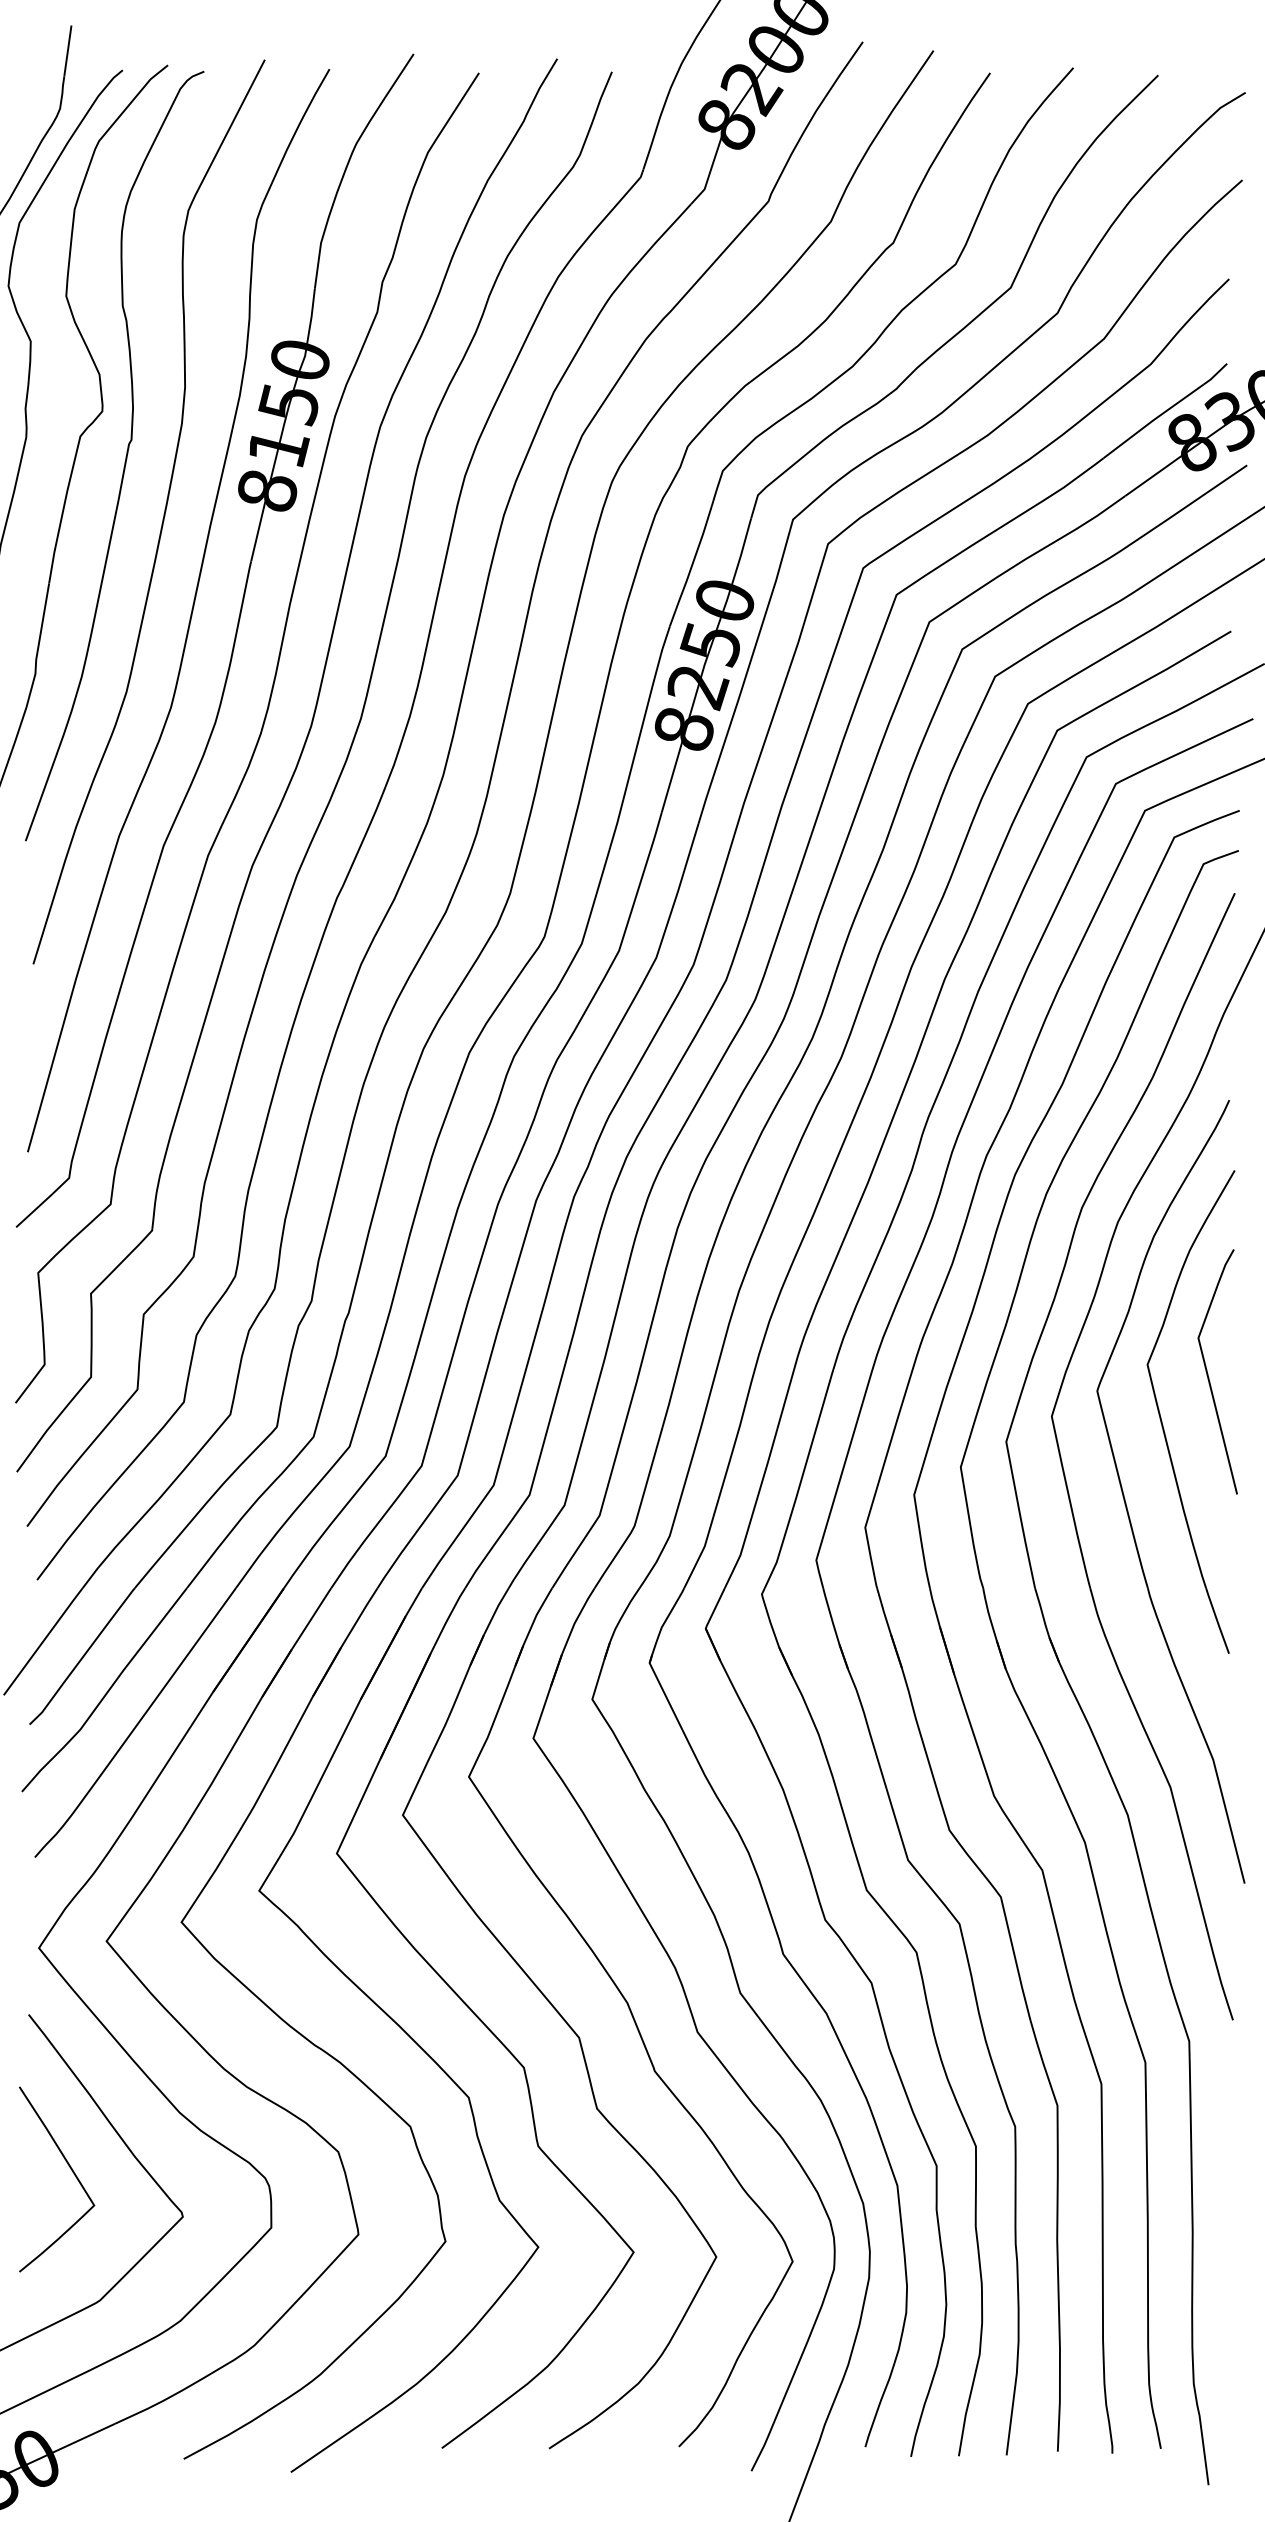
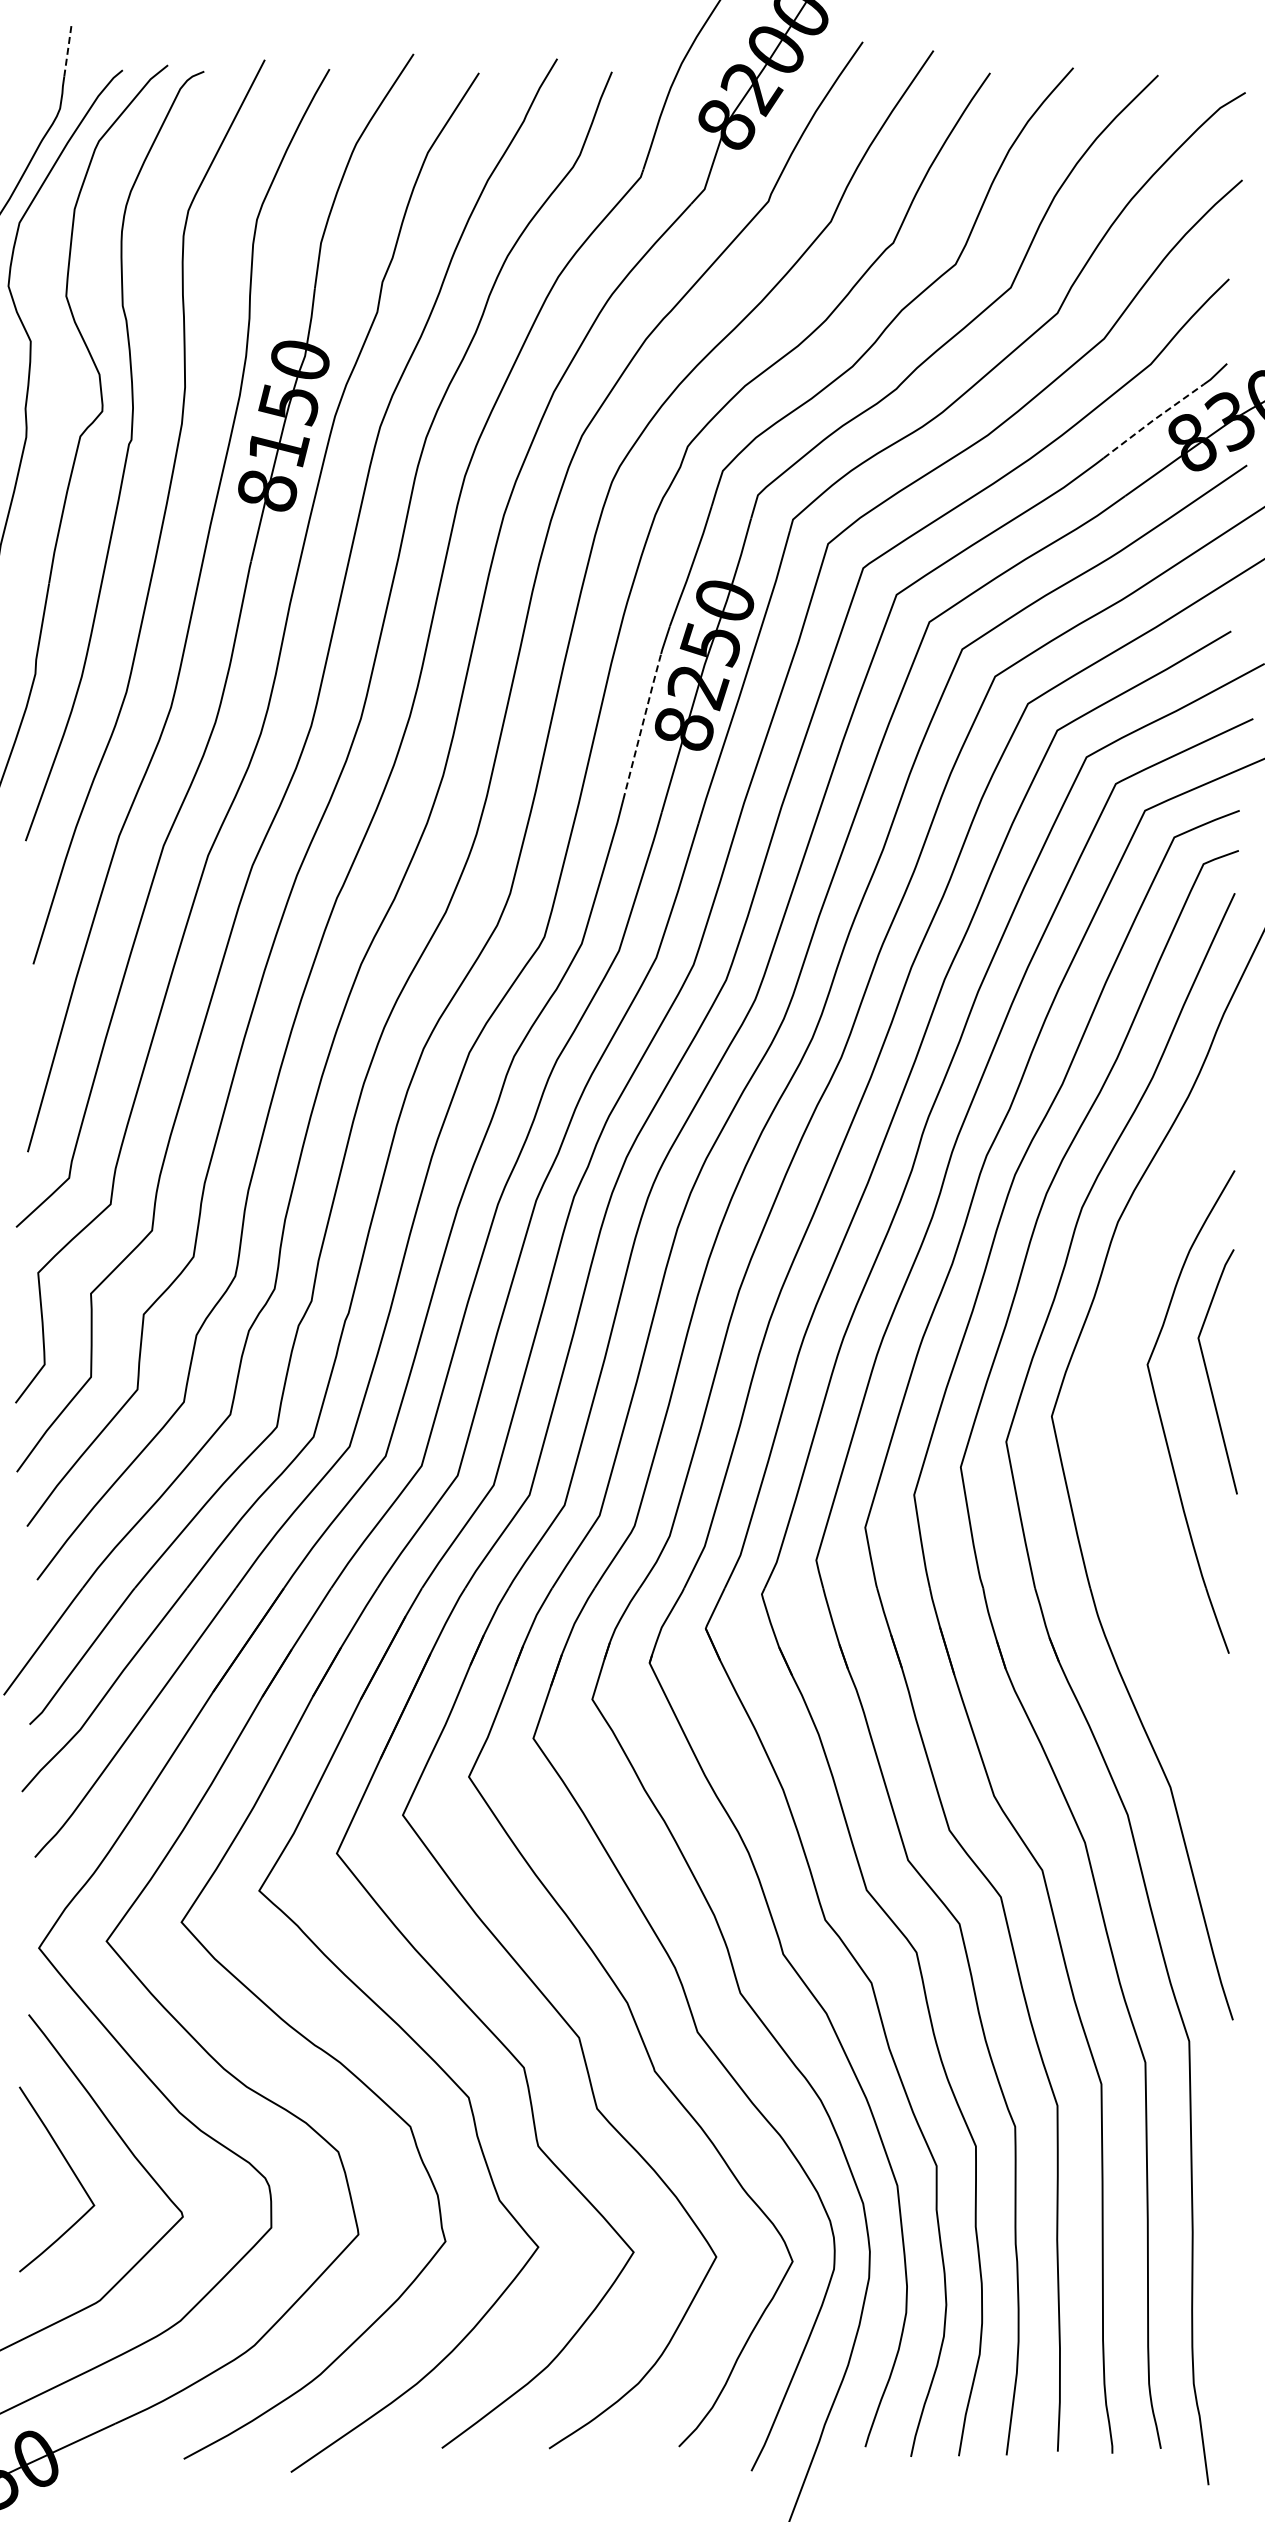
line: solid -> dashed (67, 51)
line: solid -> dashed (1153, 420)
line: solid -> dashed (642, 724)
part: present -> none (1126, 1502)
